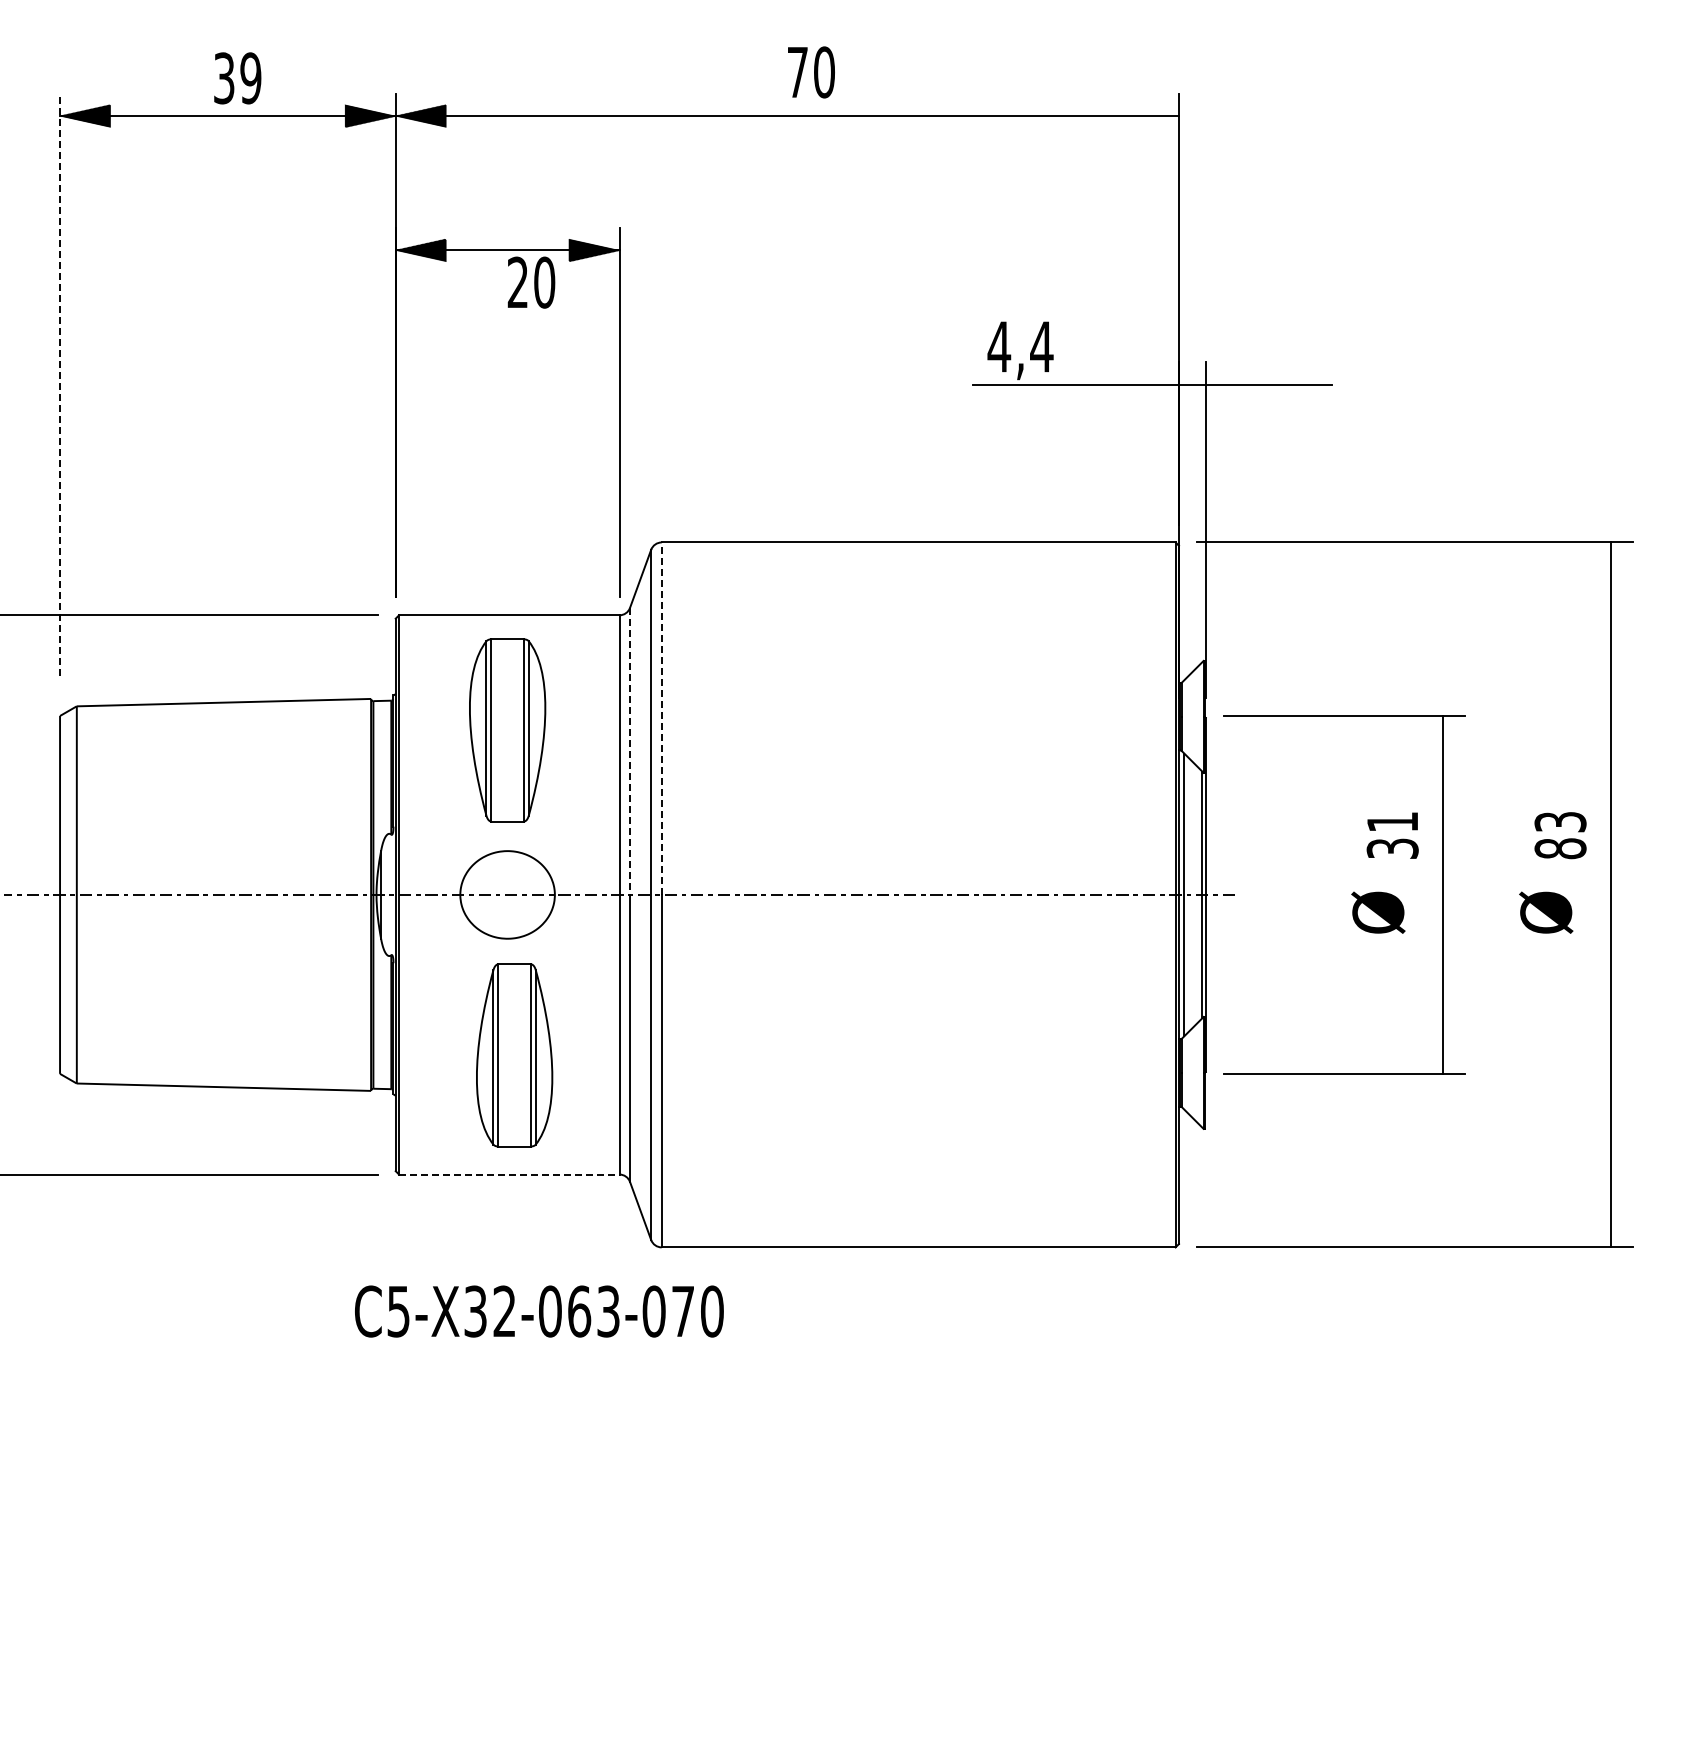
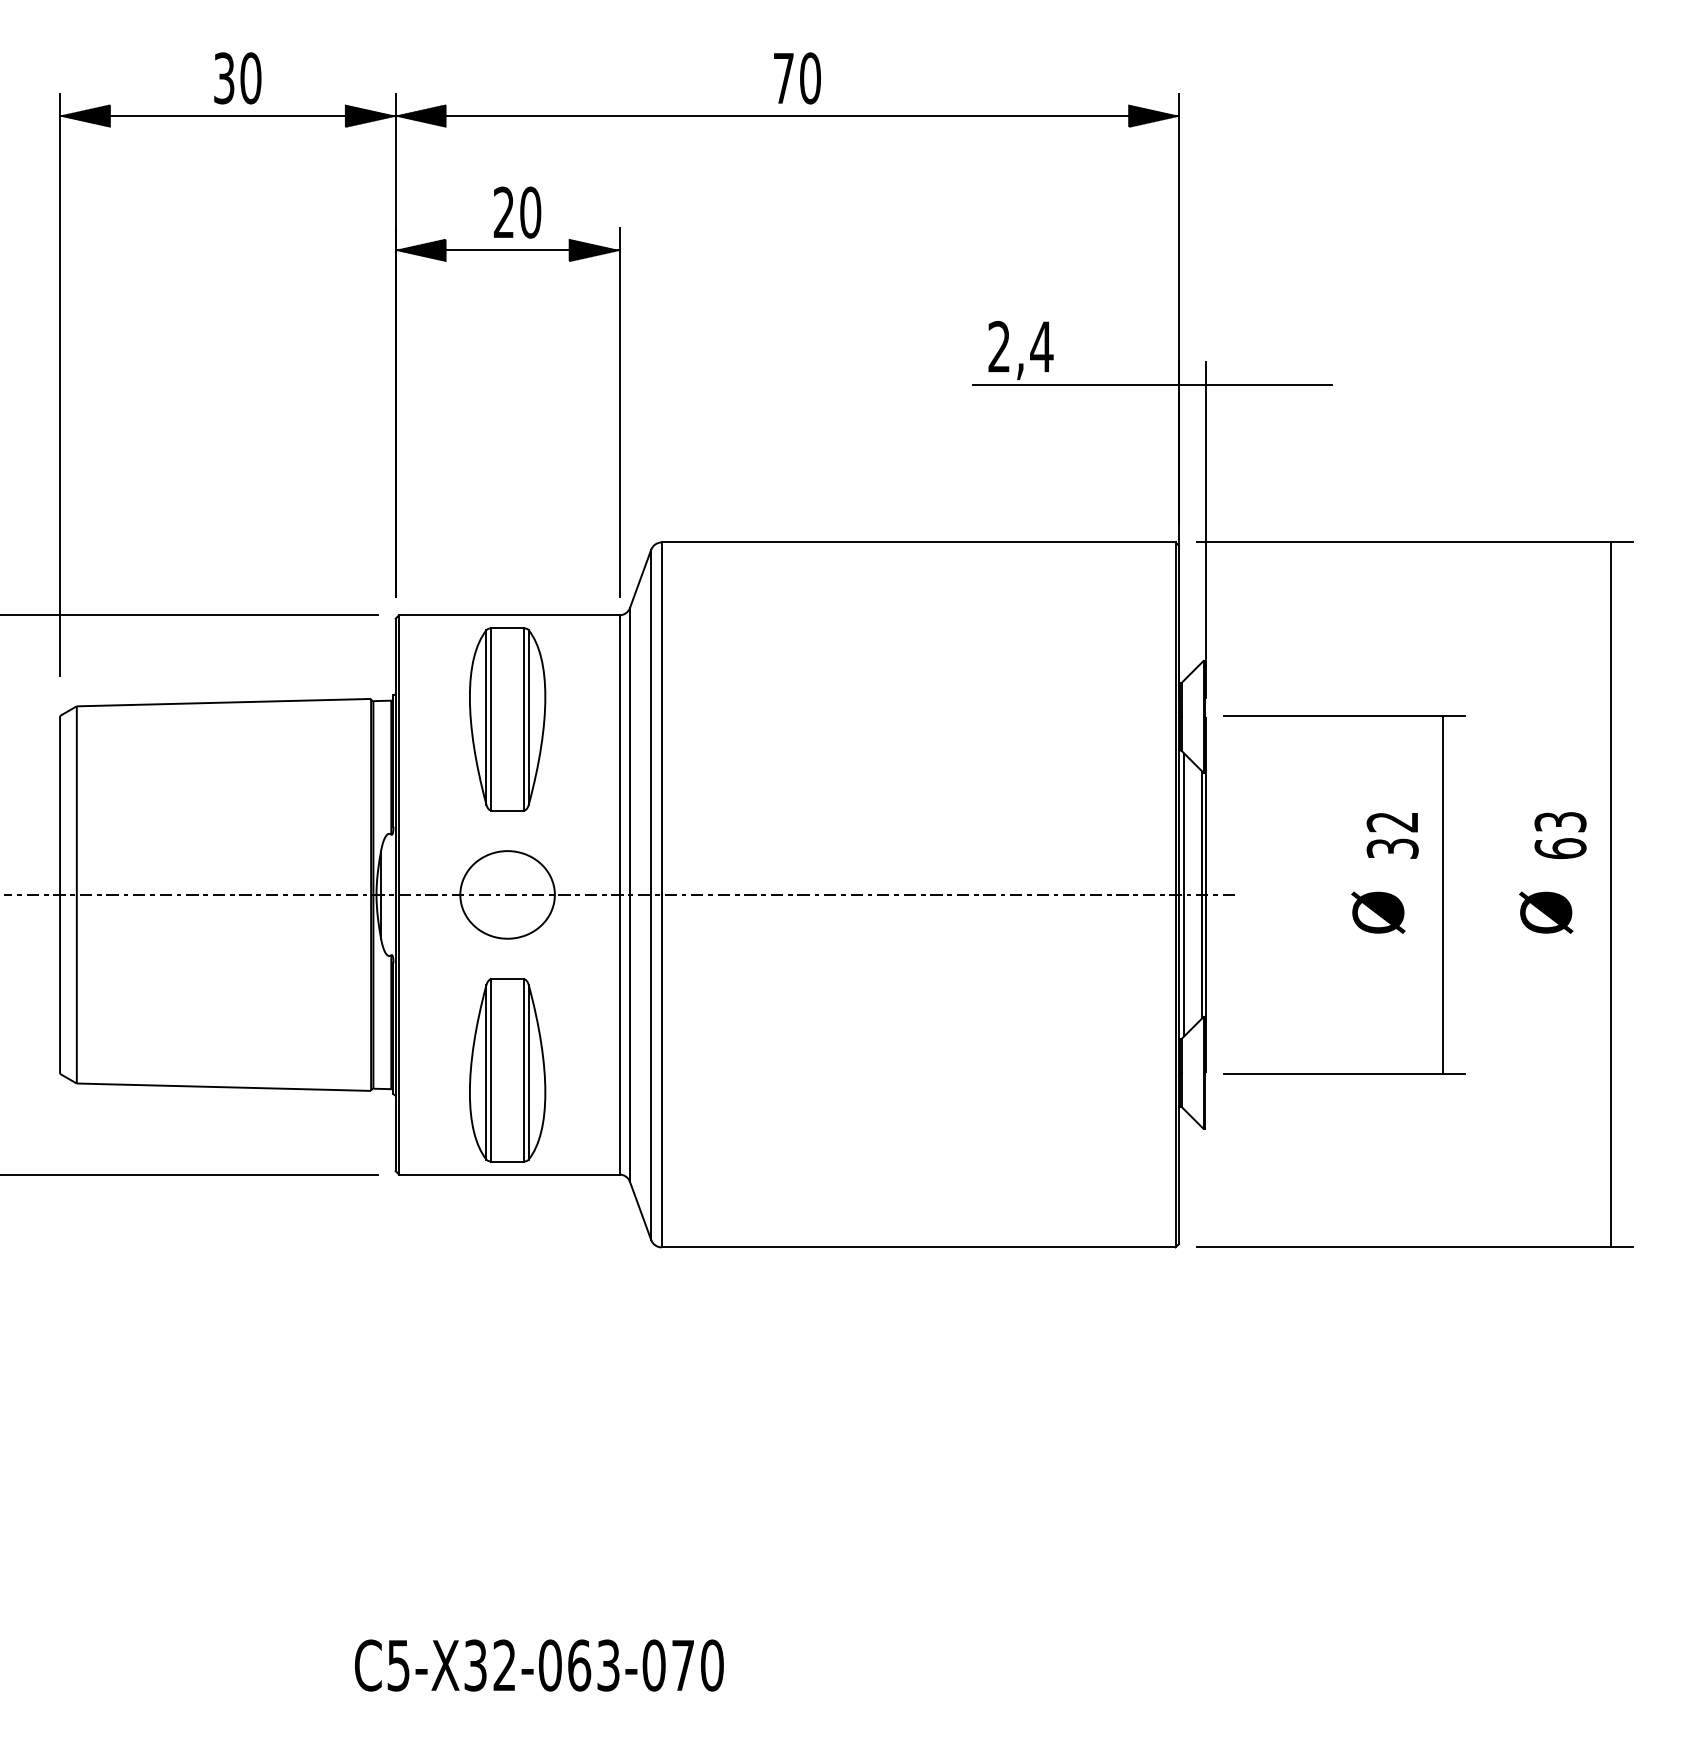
text position: (811, 72) -> (797, 78) (797, 78)
text: 39 -> 30 (250, 78)
hatch: none -> present (1153, 116)
text position: (531, 282) -> (517, 212) (517, 212)
text: 4,4 -> 2,4 (999, 346)
line: dashed -> solid (60, 384)
line: dashed -> solid (661, 718)
part position: (507, 730) -> (507, 719) (507, 719)
line: dashed -> solid (630, 751)
text: 31 -> 32 (1391, 822)
text: 83 -> 63 (1560, 848)
part position: (514, 1055) -> (507, 1070) (507, 1070)
line: dashed -> solid (509, 1174)
text position: (539, 1311) -> (539, 1665) (539, 1665)
